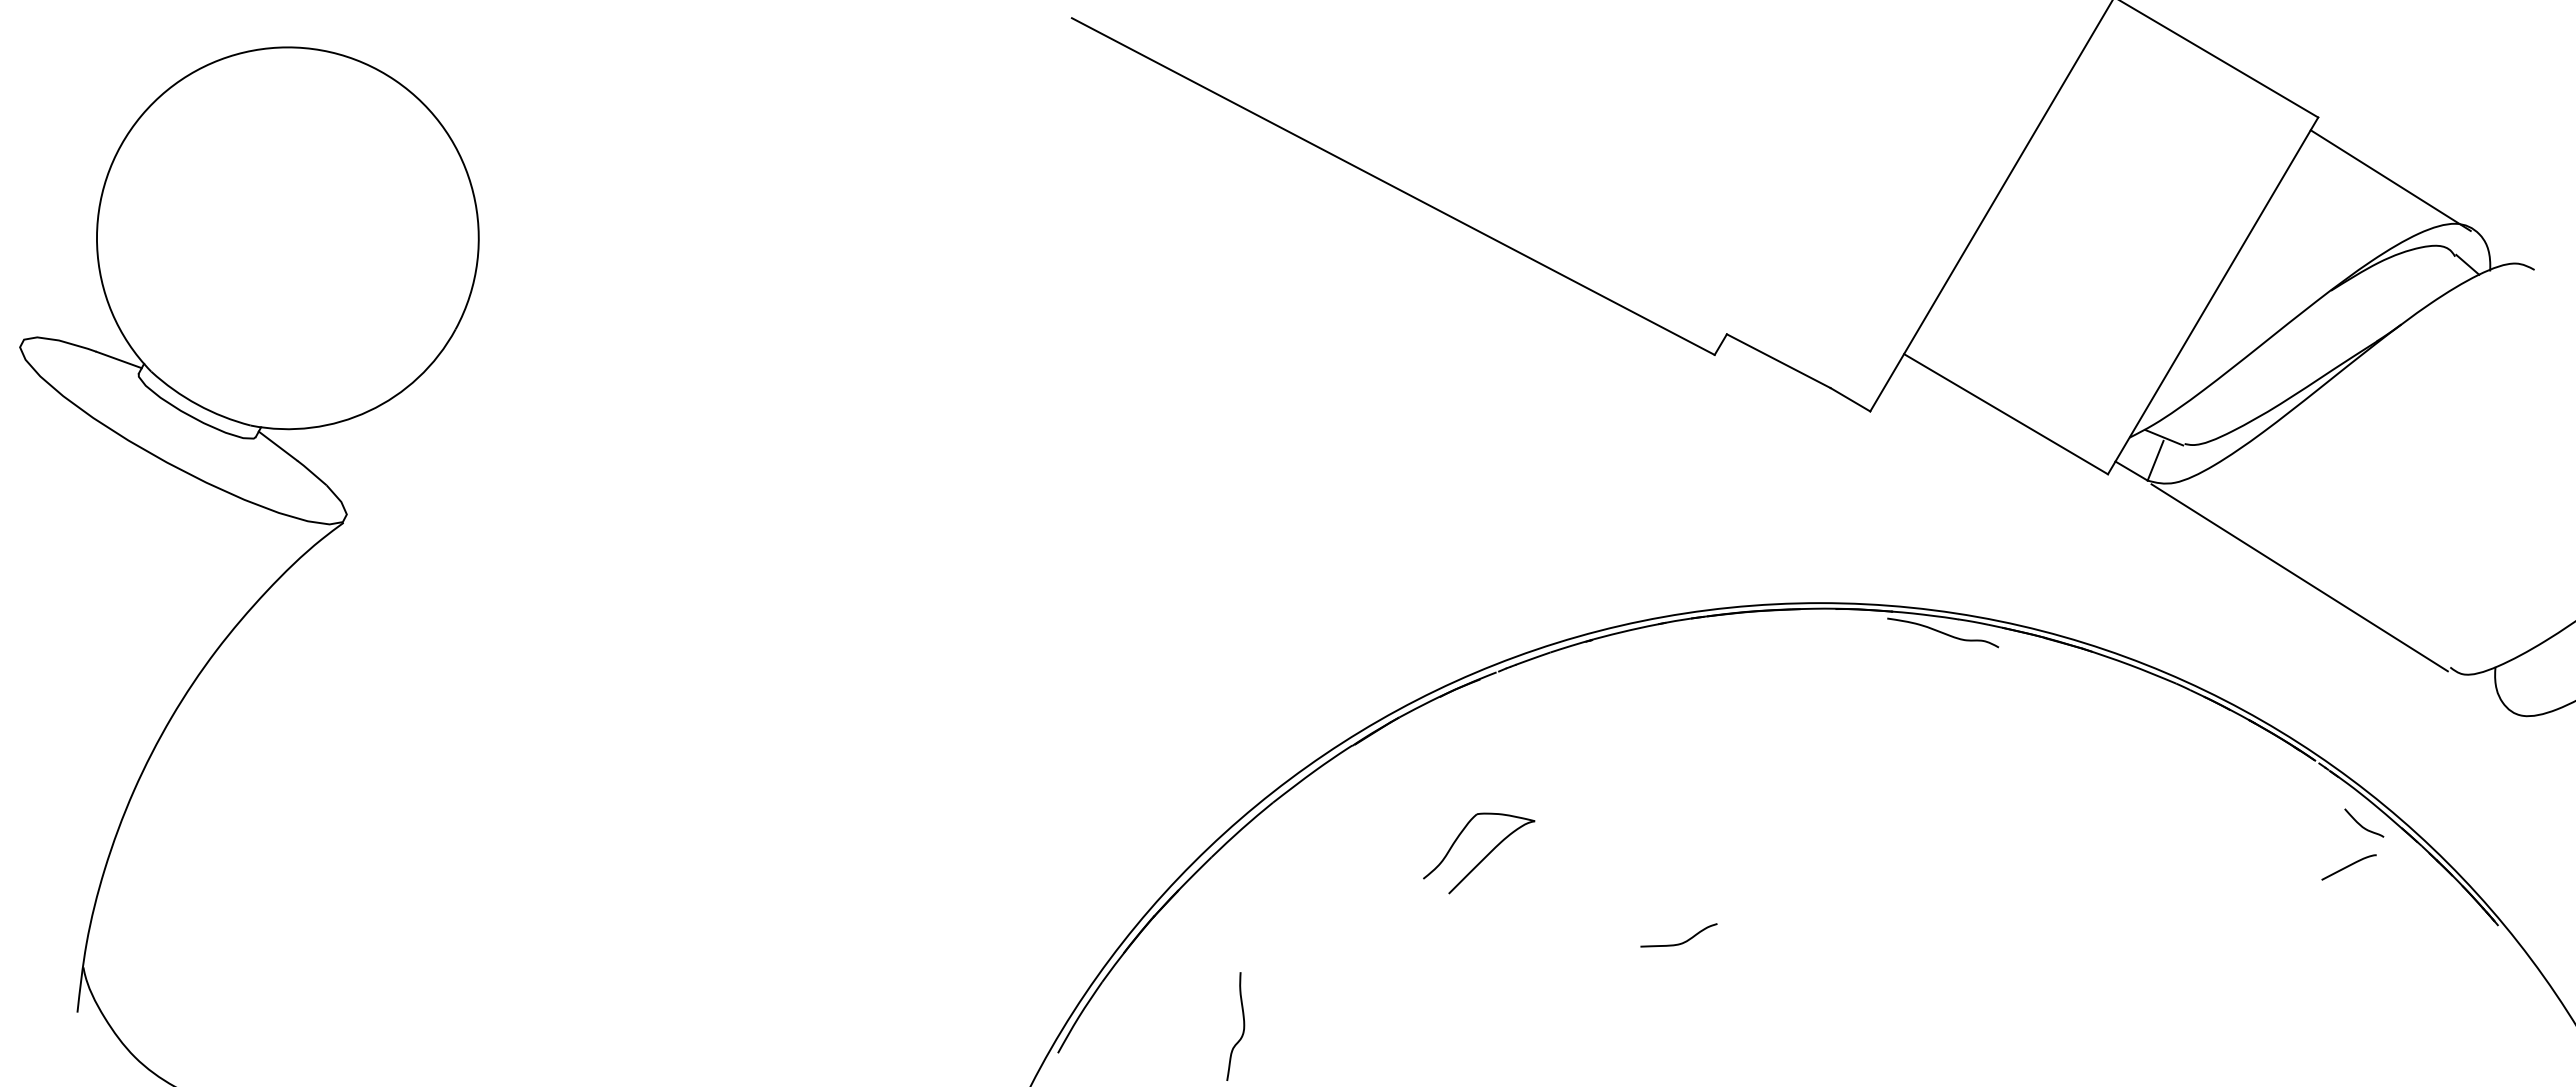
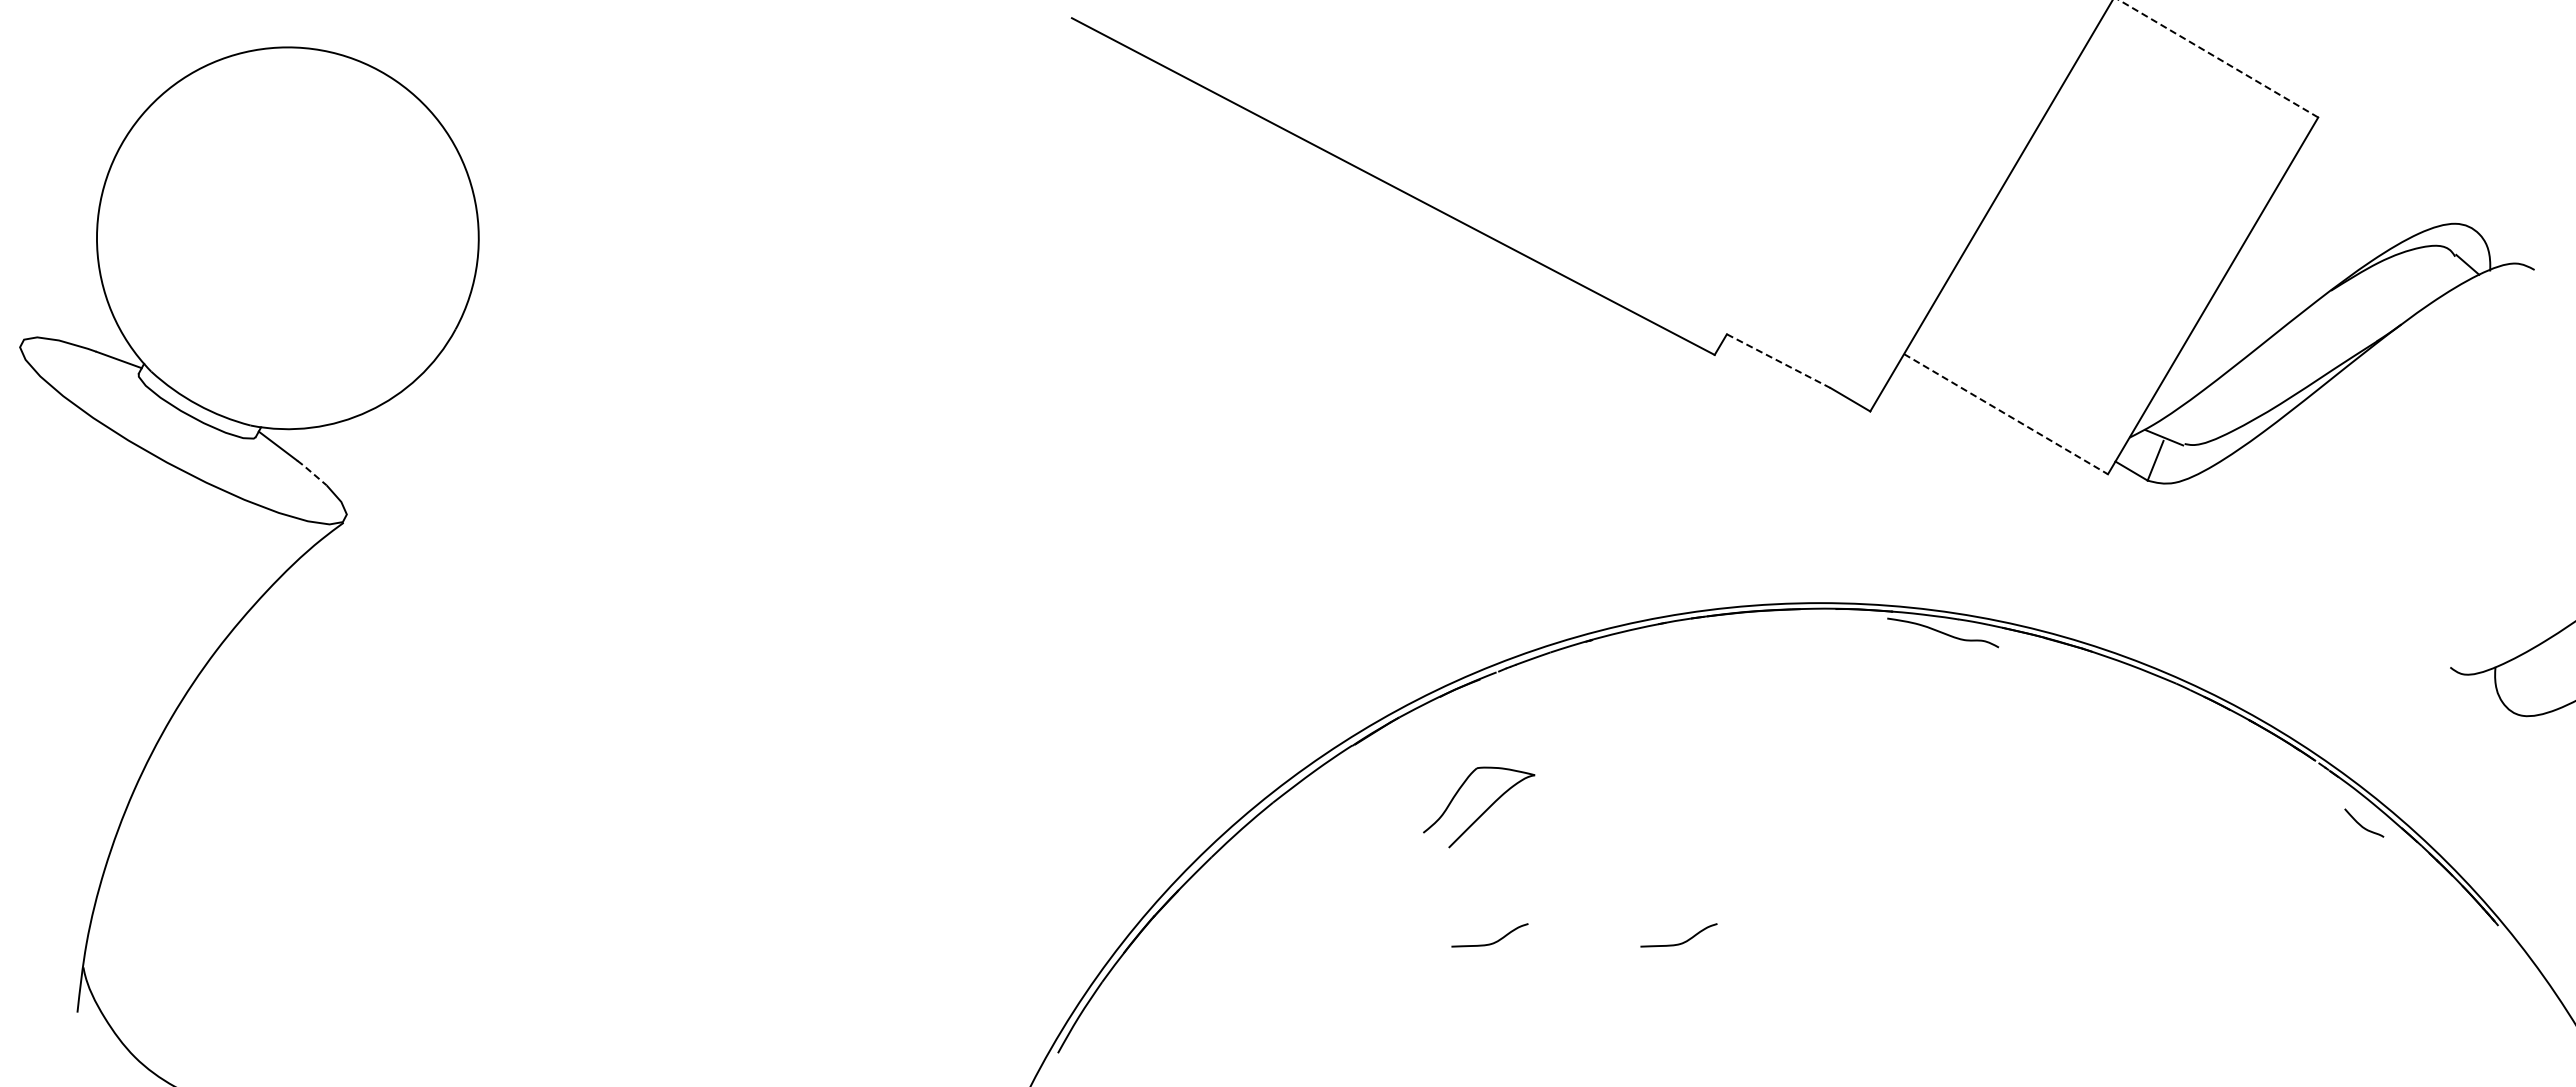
line: solid -> dashed (2218, 58)
line: present -> none (2390, 180)
line: solid -> dashed (1779, 361)
line: solid -> dashed (2006, 414)
line: solid -> dashed (311, 472)
line: present -> none (2299, 577)
part position: (1479, 853) -> (1479, 807) (1479, 807)
curve: present -> none (2348, 867)
curve: none -> present (1492, 942)
curve: present -> none (1243, 1026)
